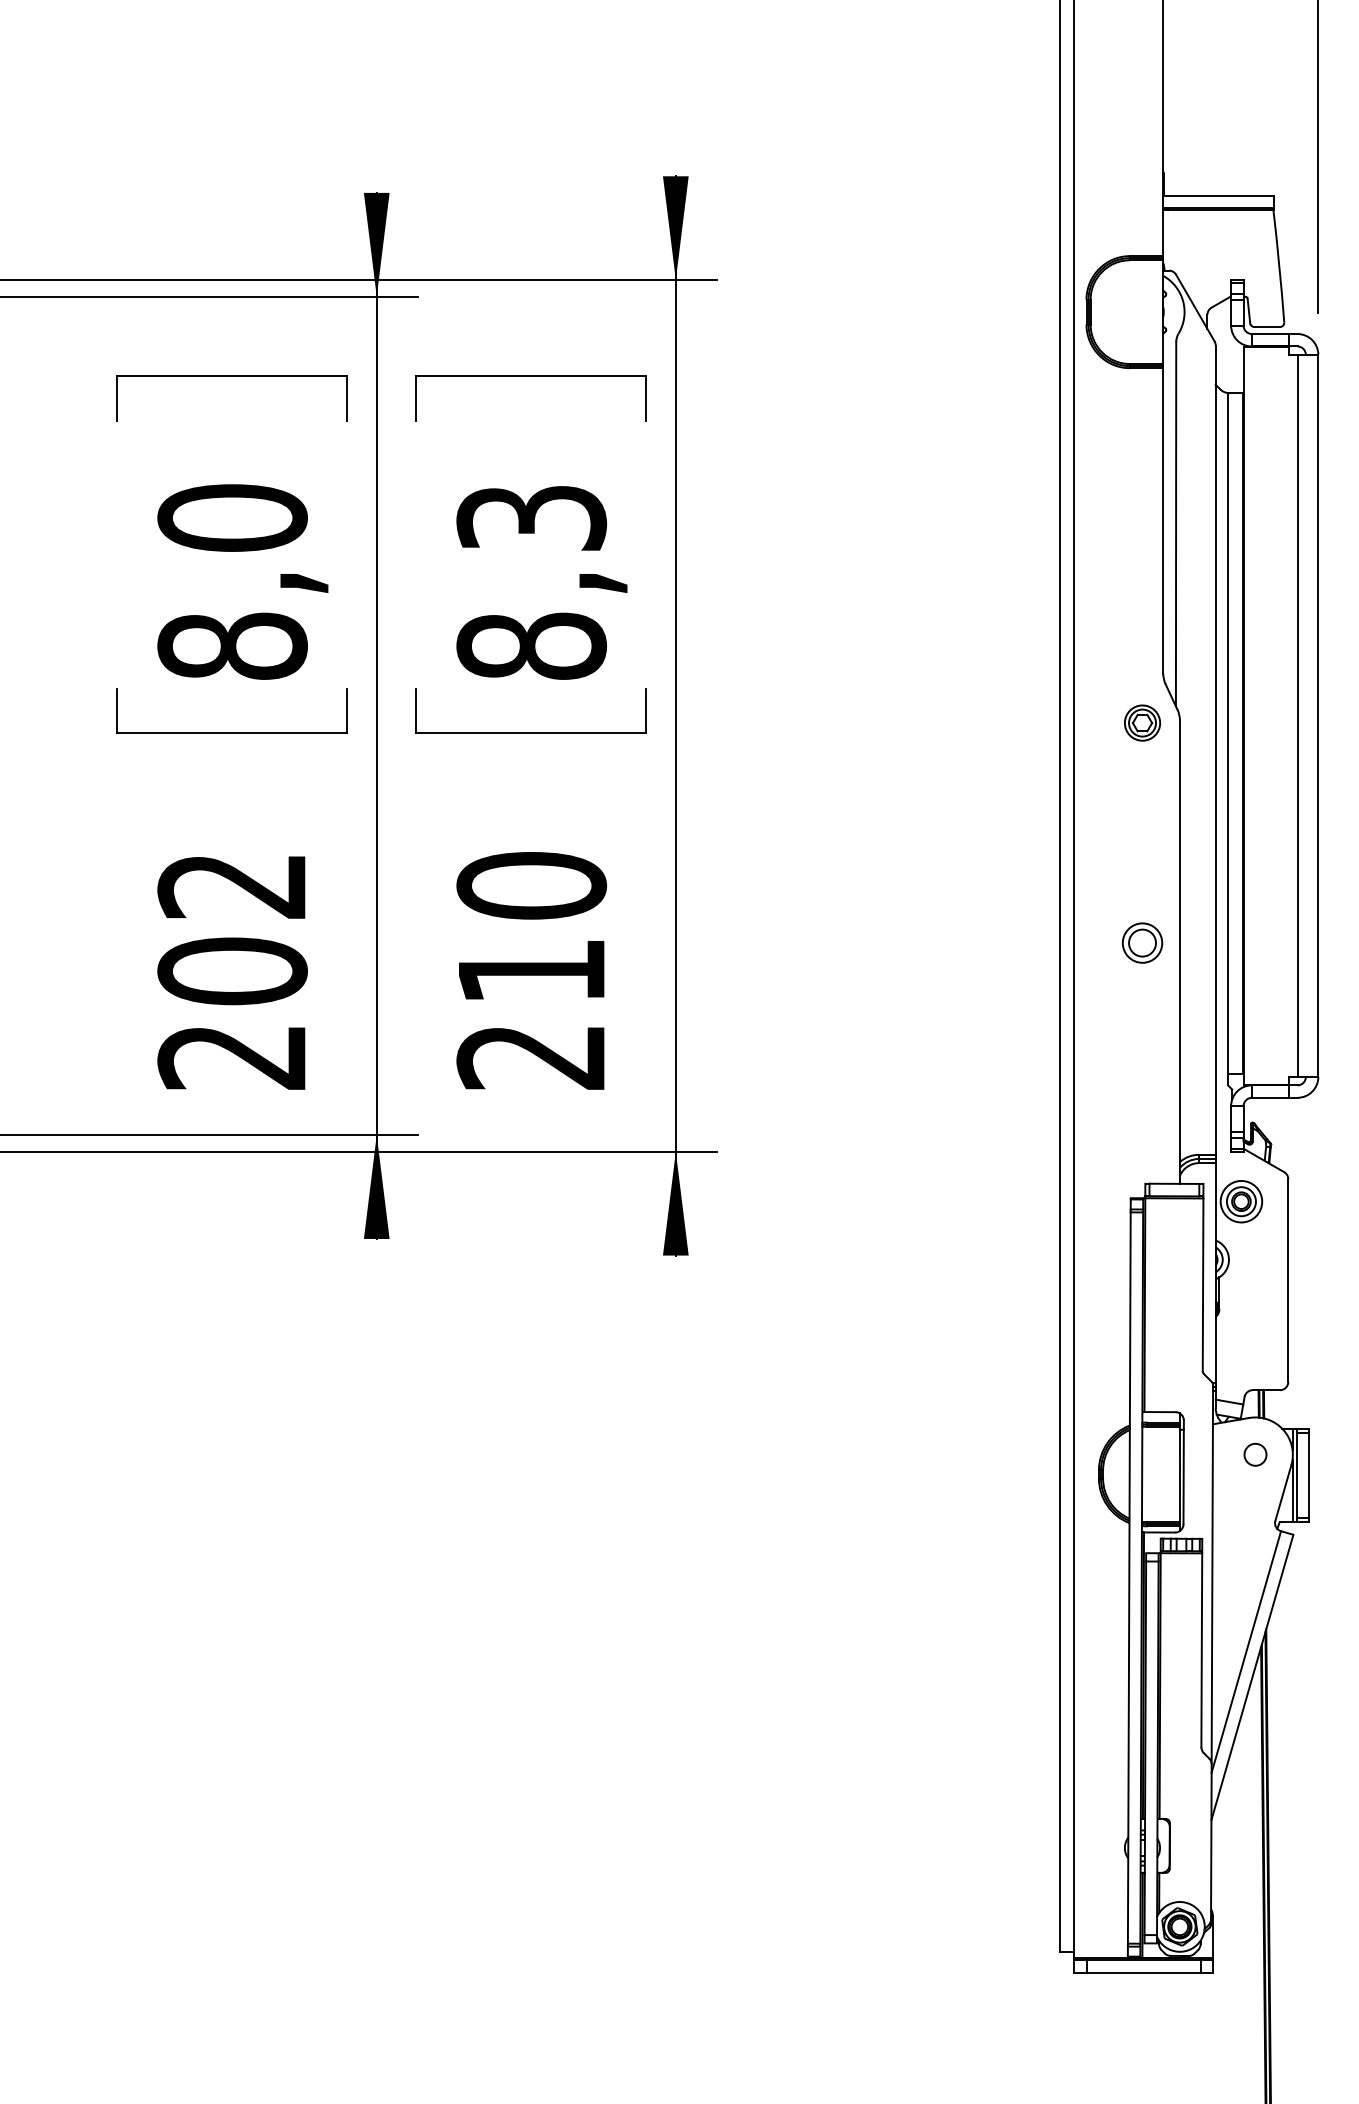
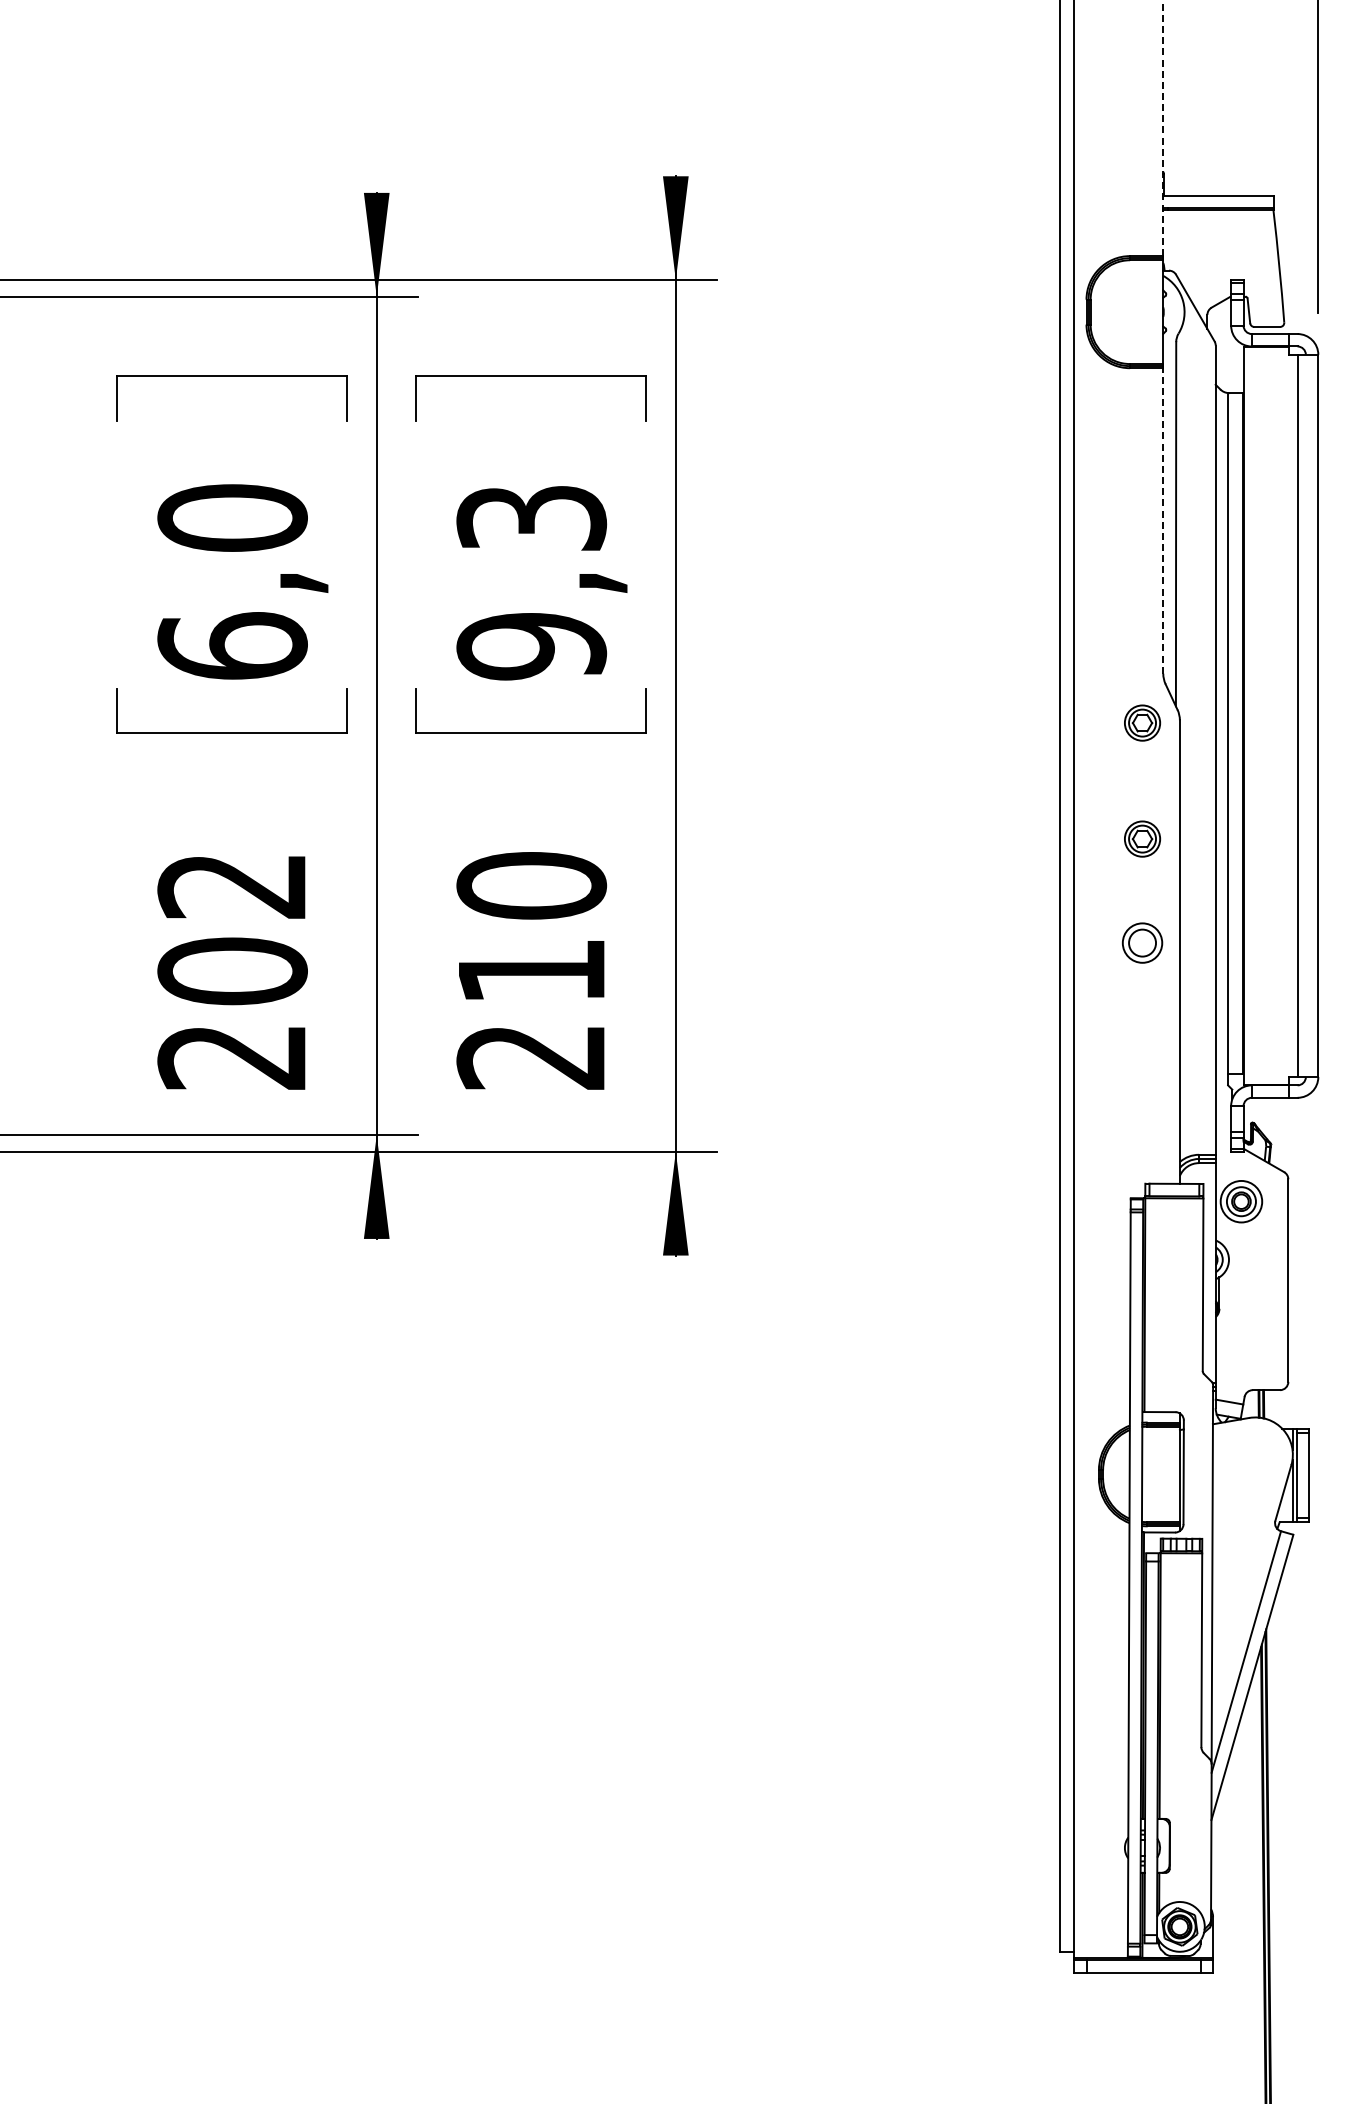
line: solid -> dashed (1163, 128)
line: solid -> dashed (1163, 520)
text: 8,0 -> 6,0 (232, 645)
text: 8,3 -> 9,3 (531, 646)
part: none -> present (1142, 838)
circle: present -> none (1255, 1454)
